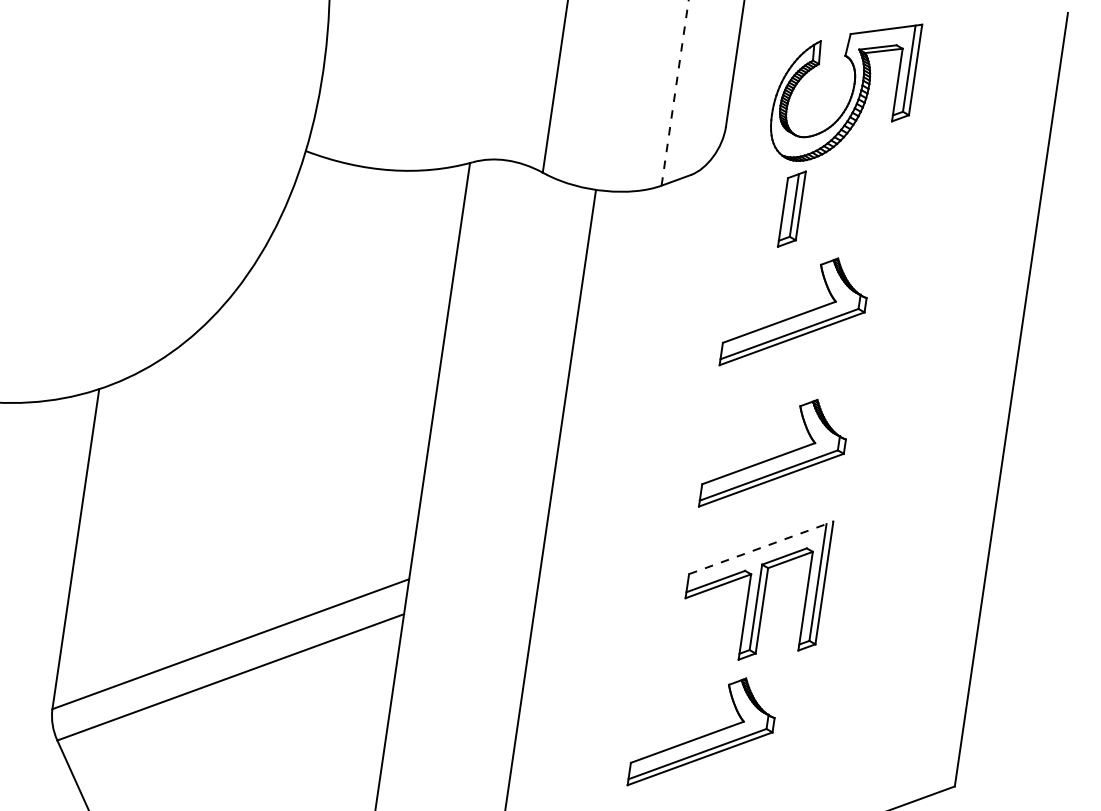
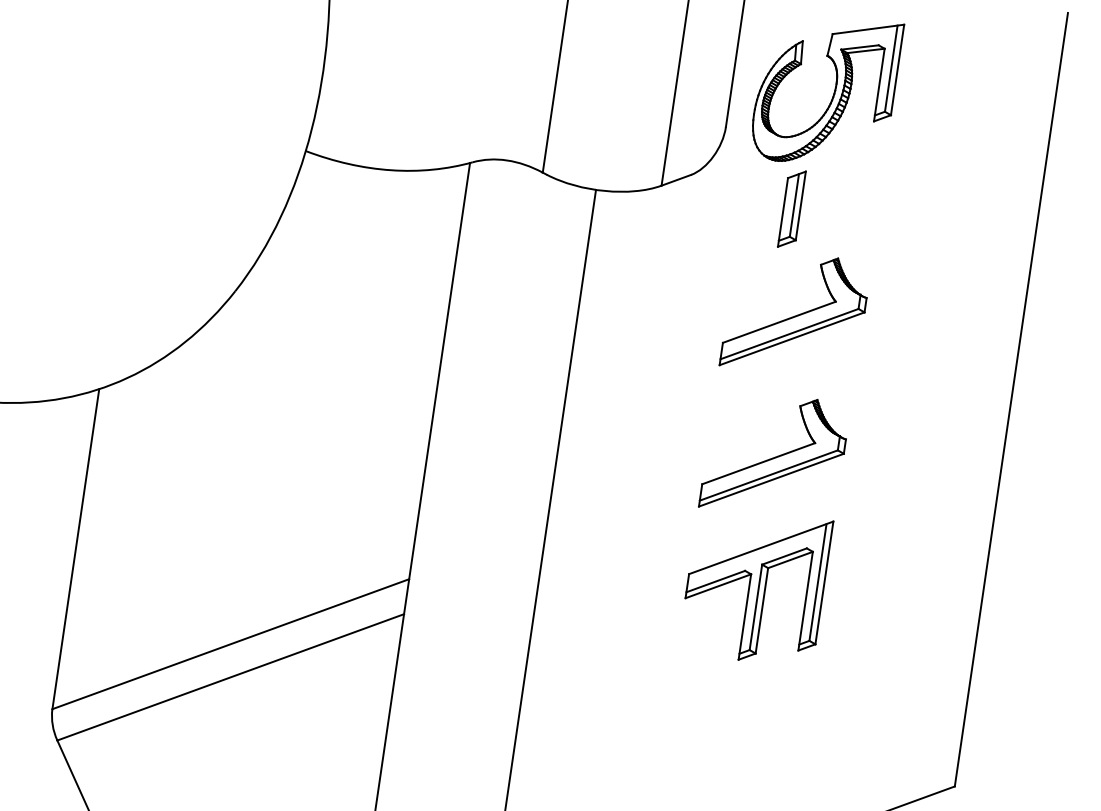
line: dashed -> solid (675, 92)
part position: (846, 92) -> (828, 92) (828, 92)
line: dashed -> solid (761, 547)
part: present -> none (700, 731)
